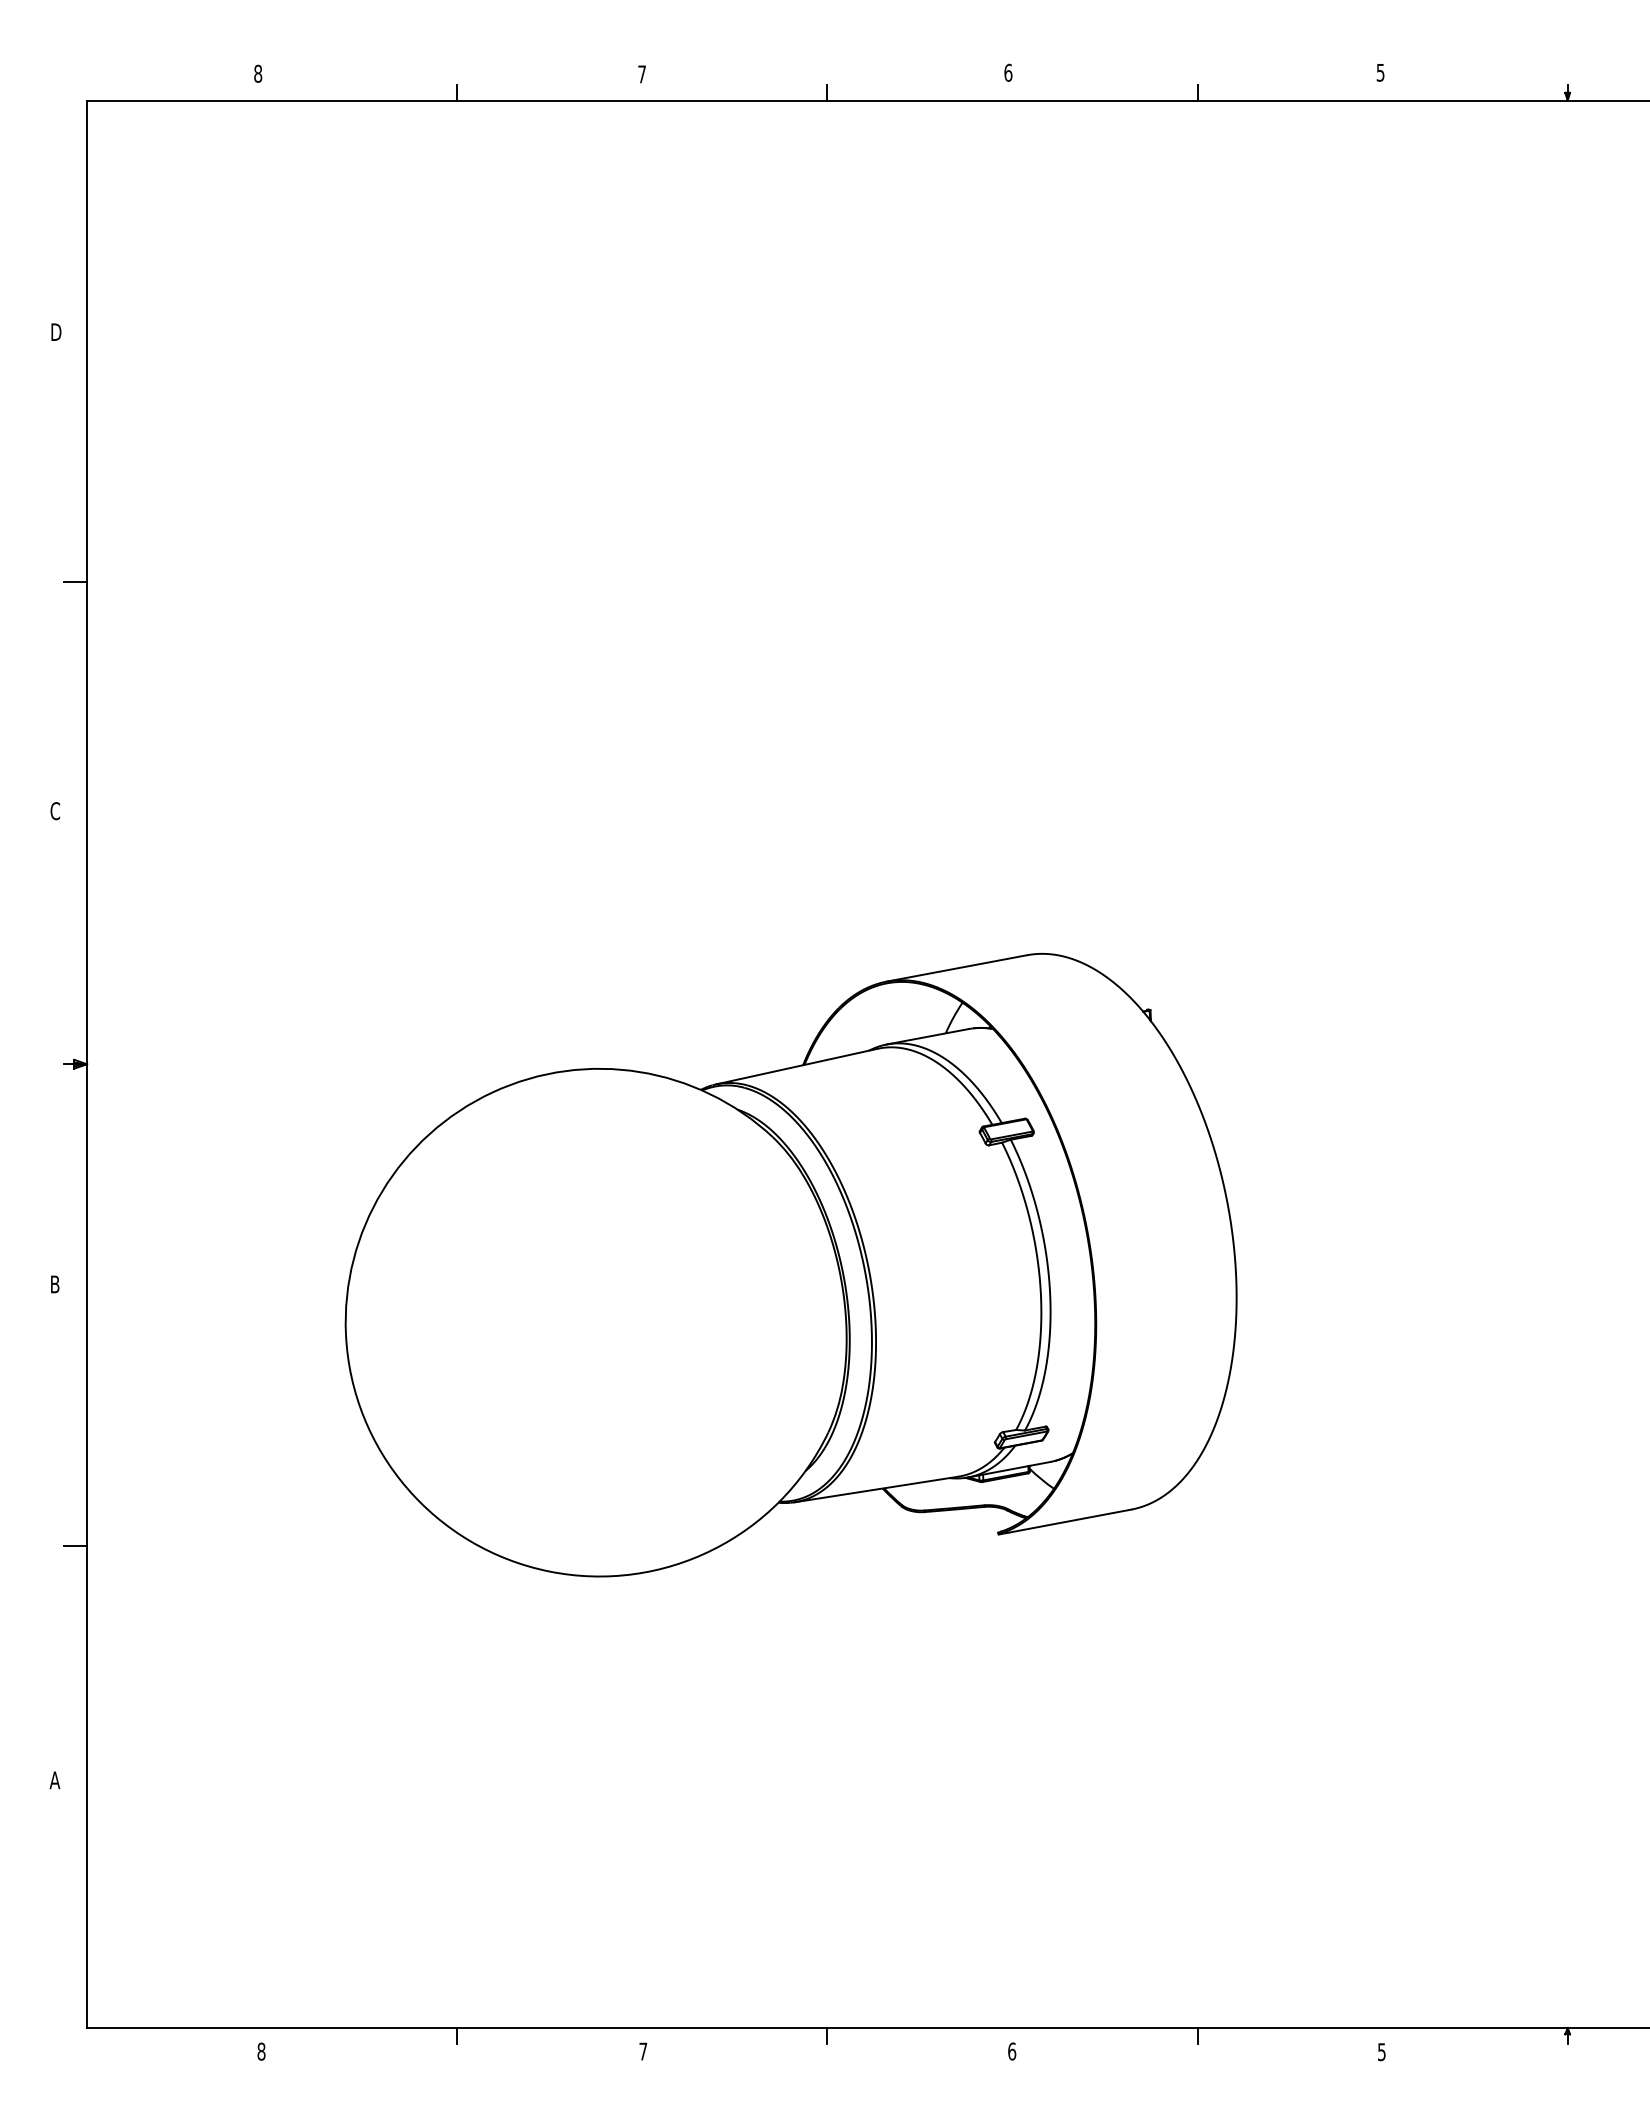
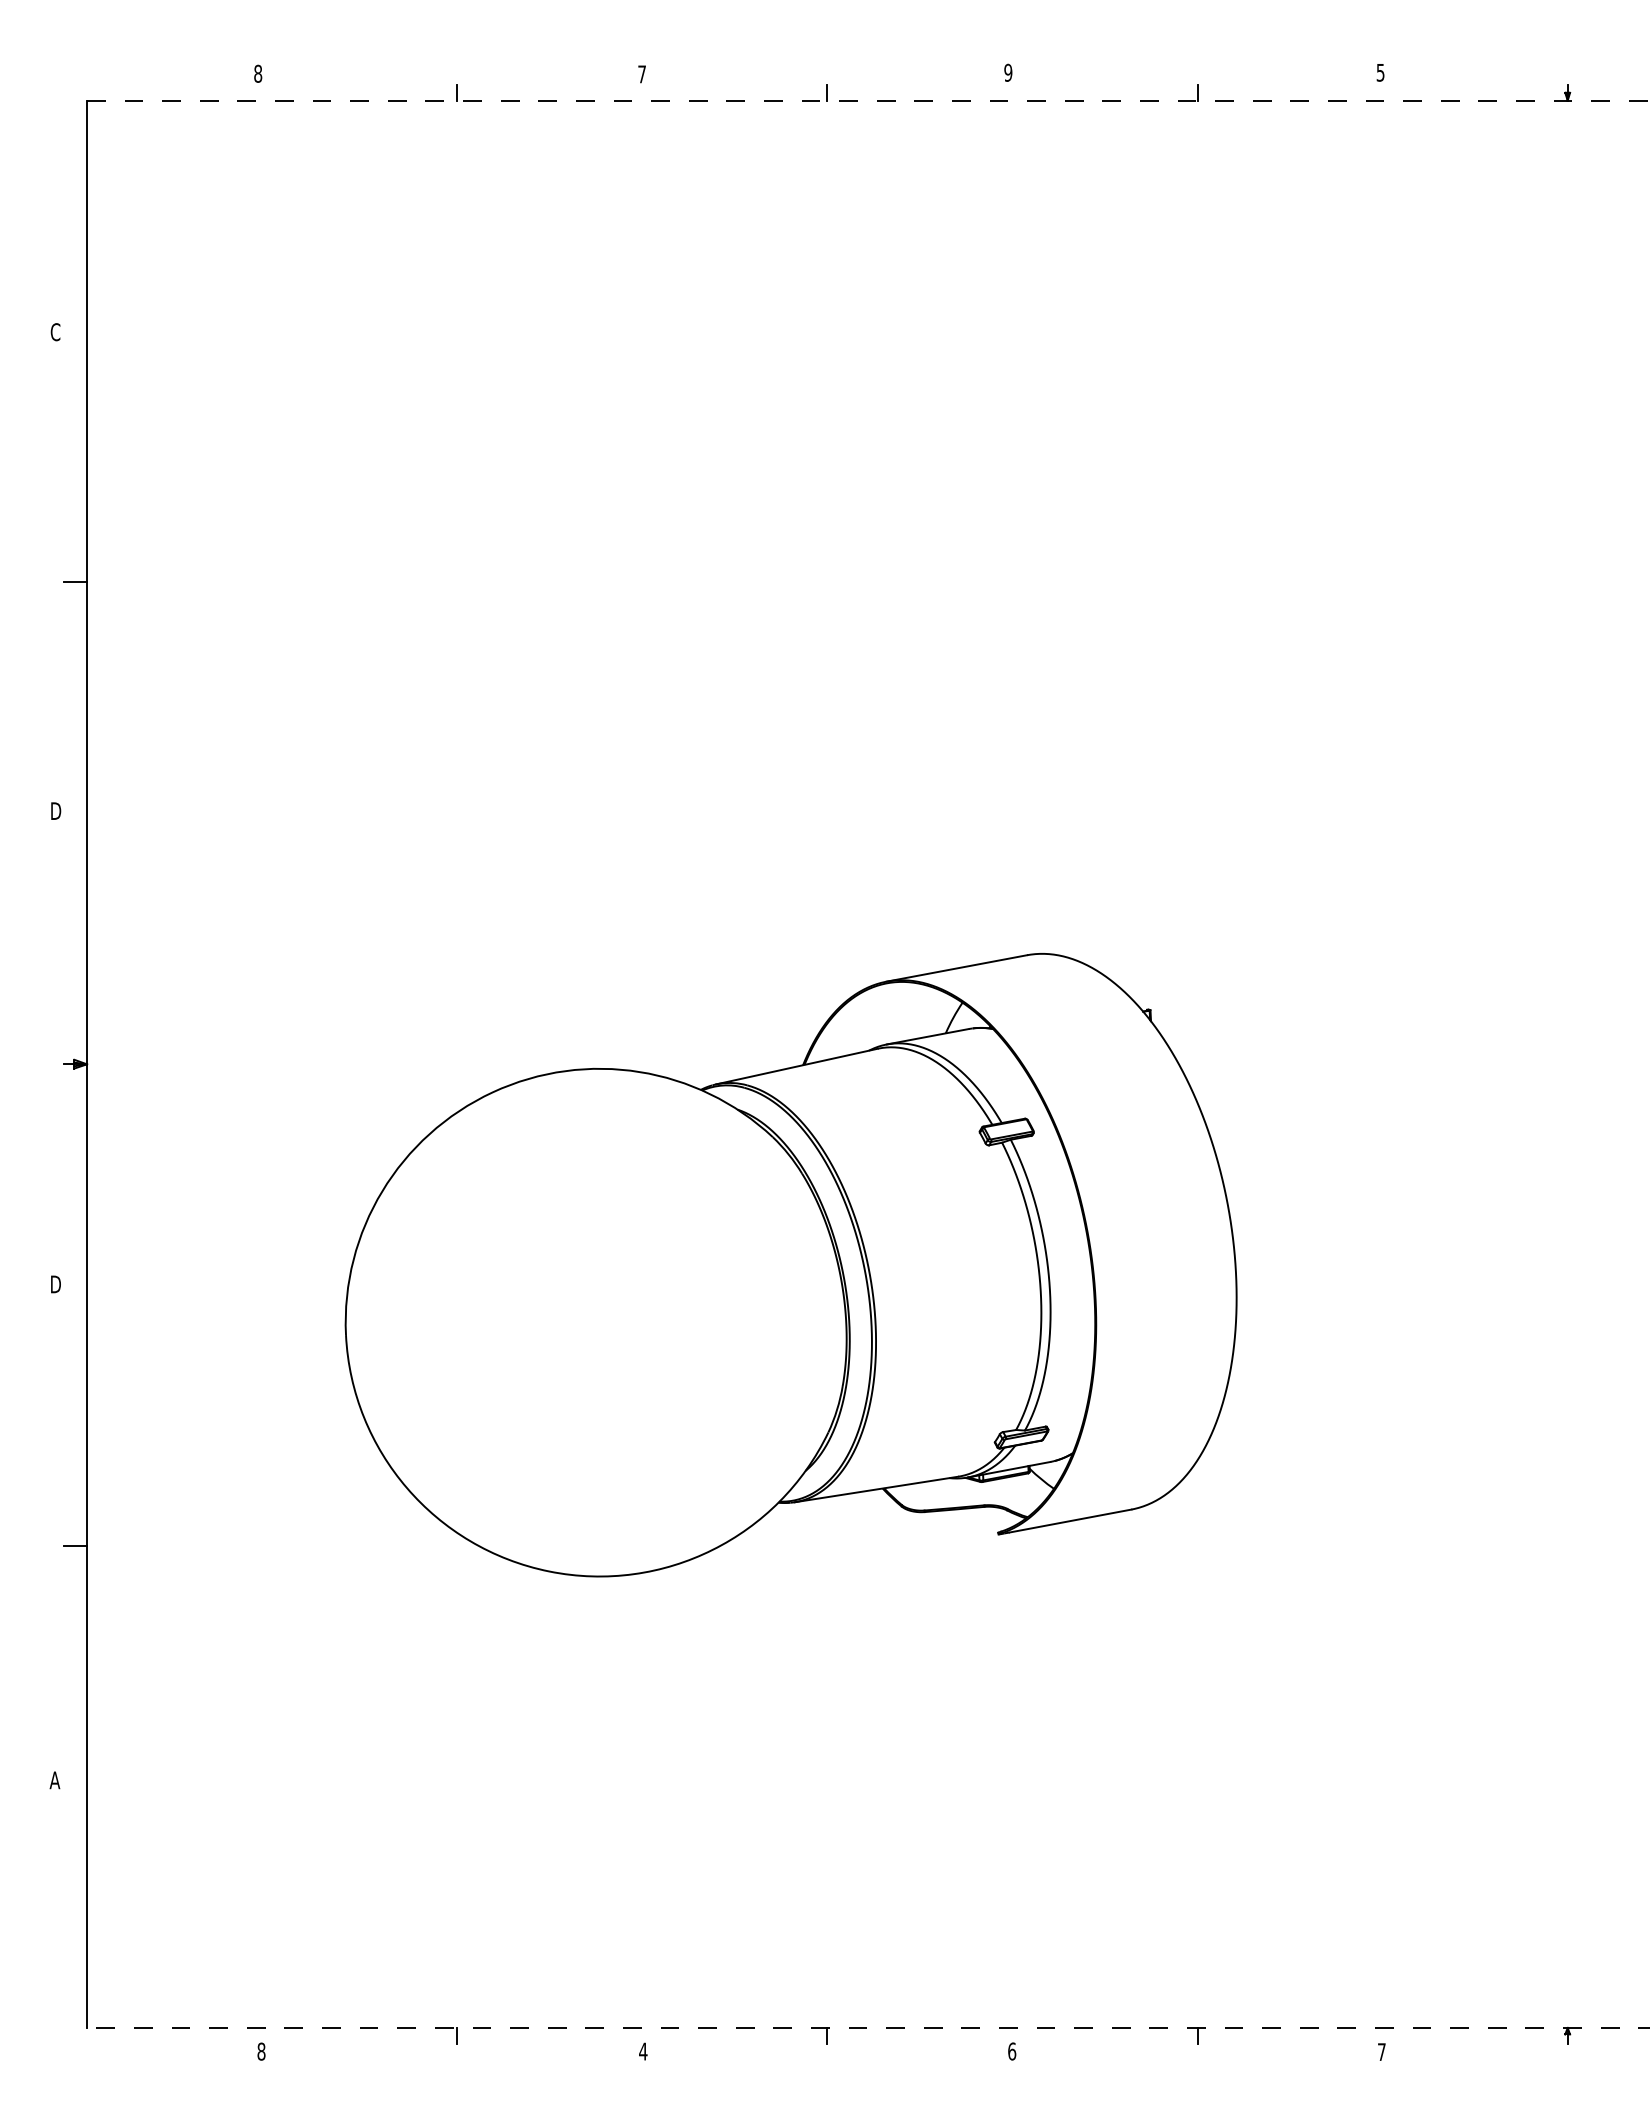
text: 6 -> 9 (1008, 72)
line: solid -> dashed (868, 100)
text: D -> C (55, 332)
text: C -> D (55, 811)
text: B -> D (56, 1284)
line: solid -> dashed (867, 2027)
text: 7 -> 4 (643, 2051)
text: 5 -> 7 (1381, 2052)
